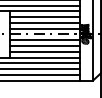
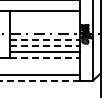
line: present -> none (40, 5)
line: present -> none (44, 17)
line: present -> none (44, 22)
line: present -> none (44, 28)
line: solid -> dashed (44, 40)
line: solid -> dashed (44, 46)
line: solid -> dashed (44, 57)
line: present -> none (40, 63)
line: present -> none (40, 69)
line: solid -> dashed (40, 80)
